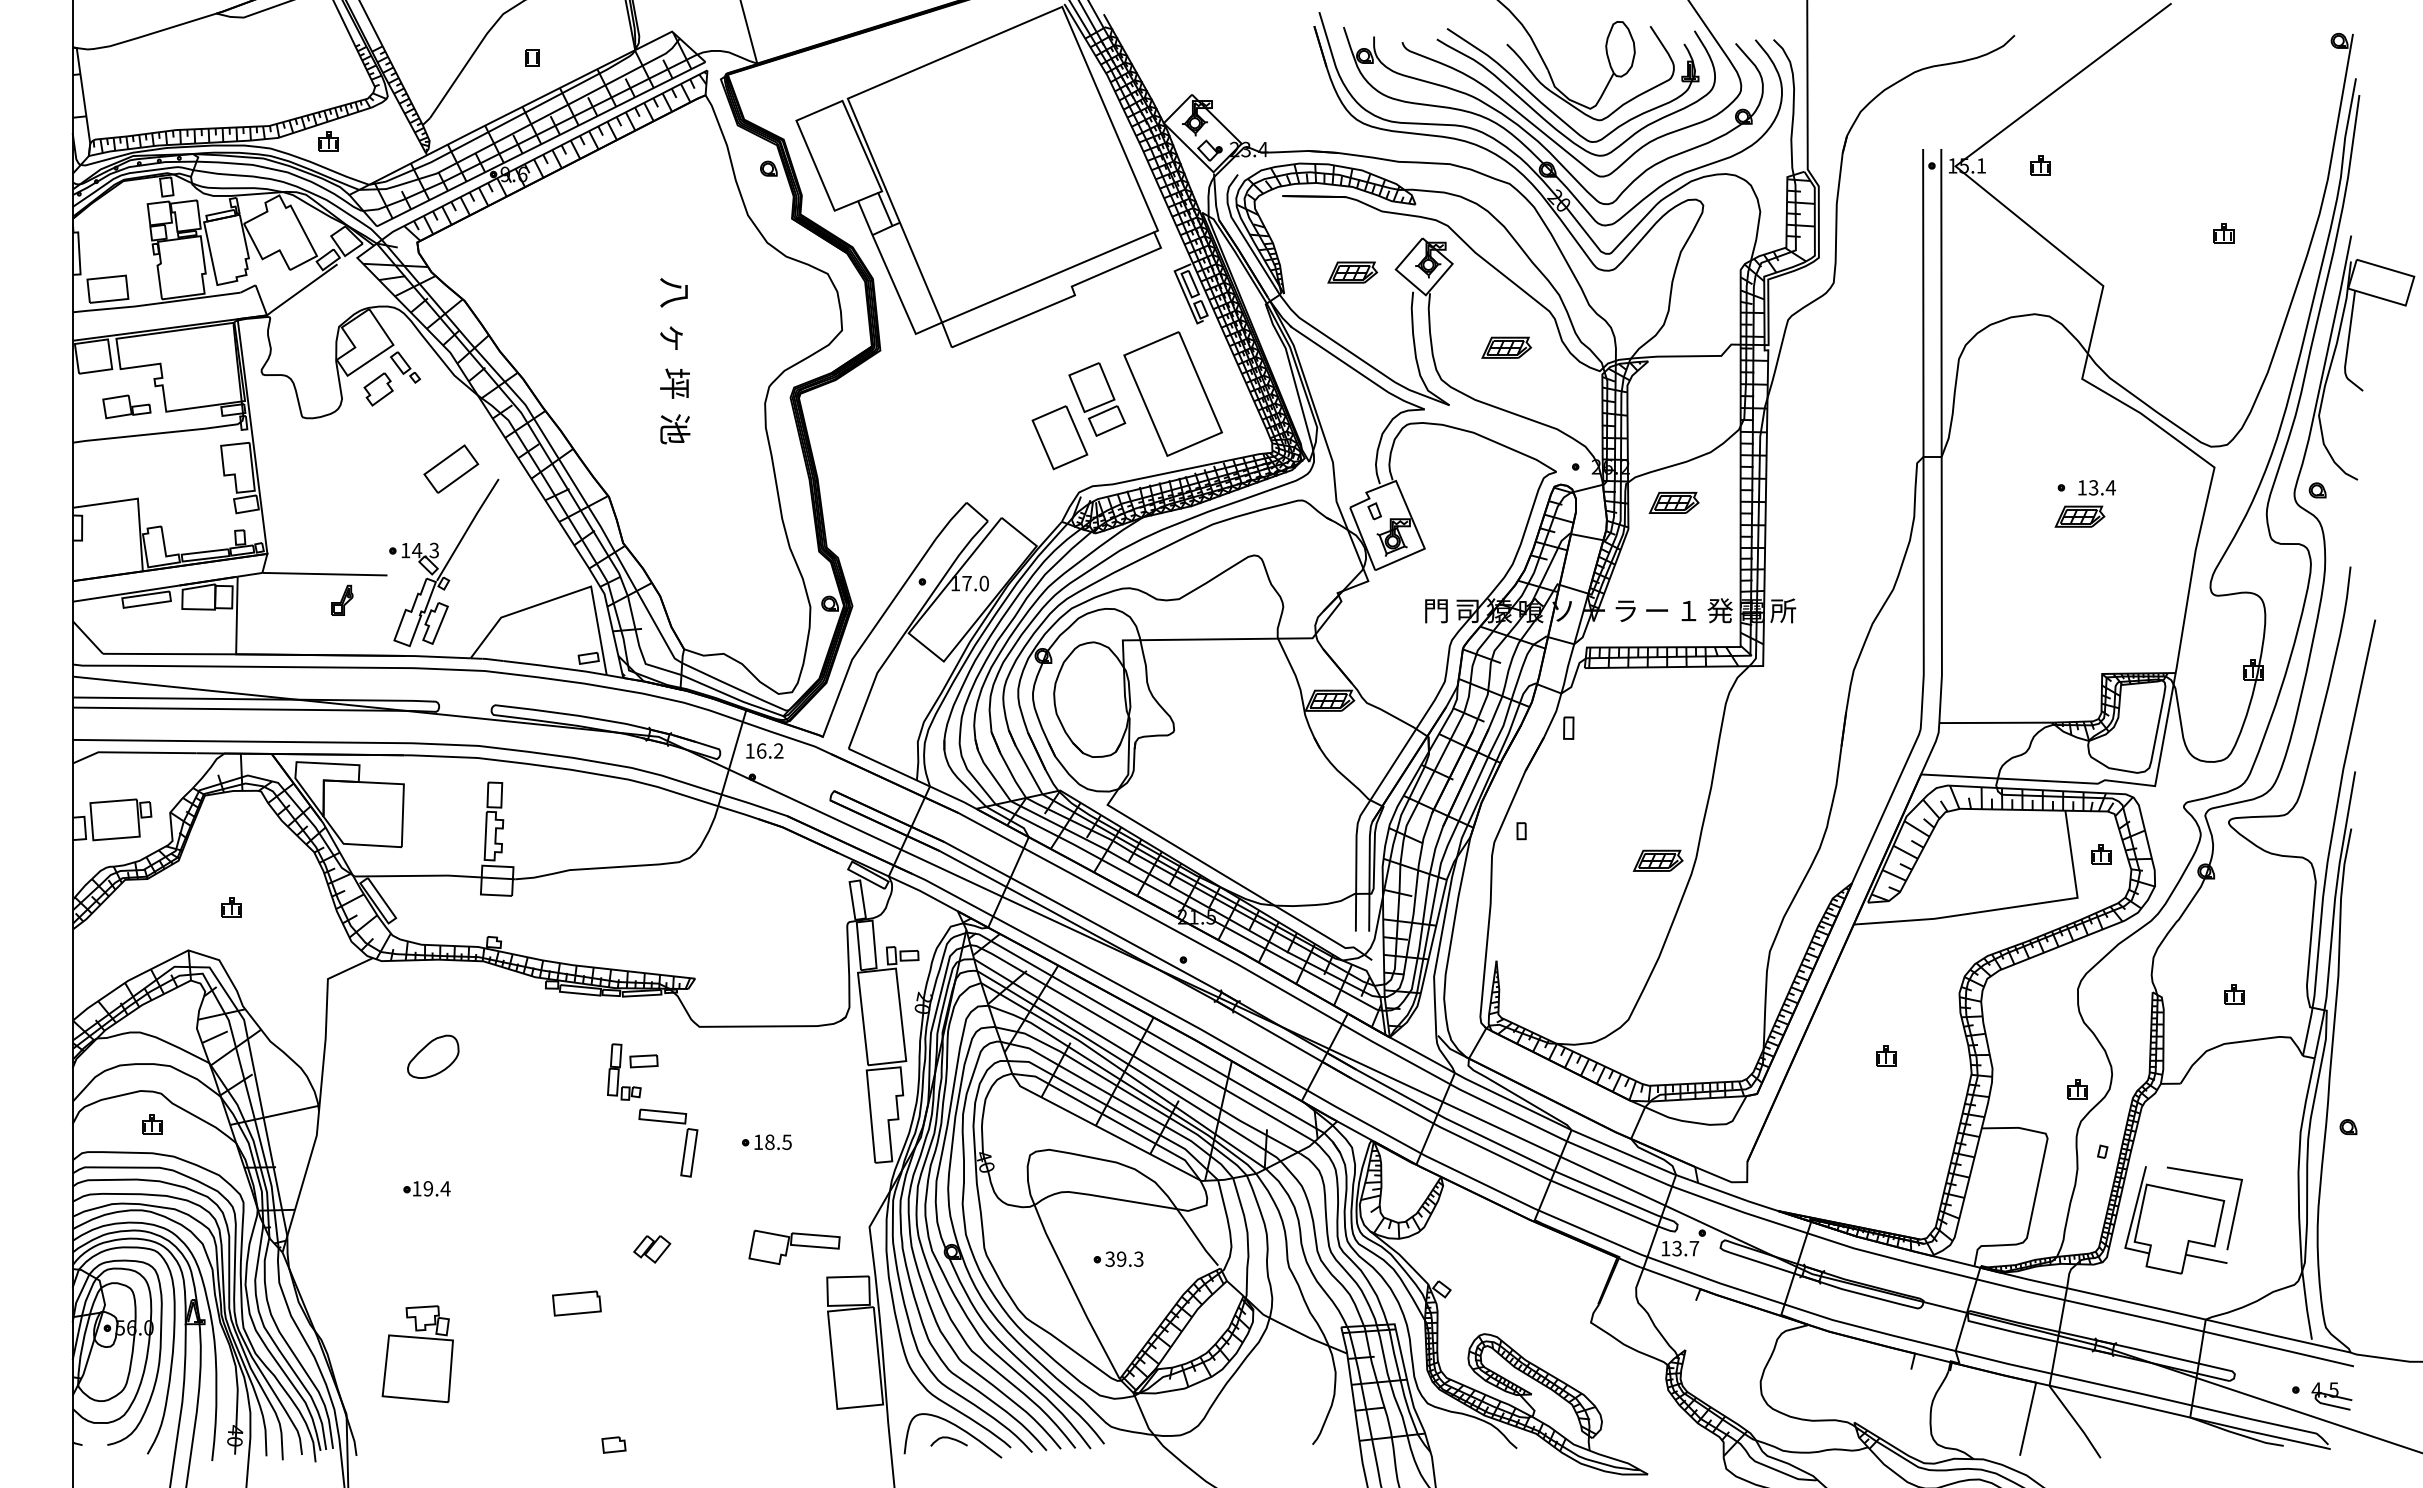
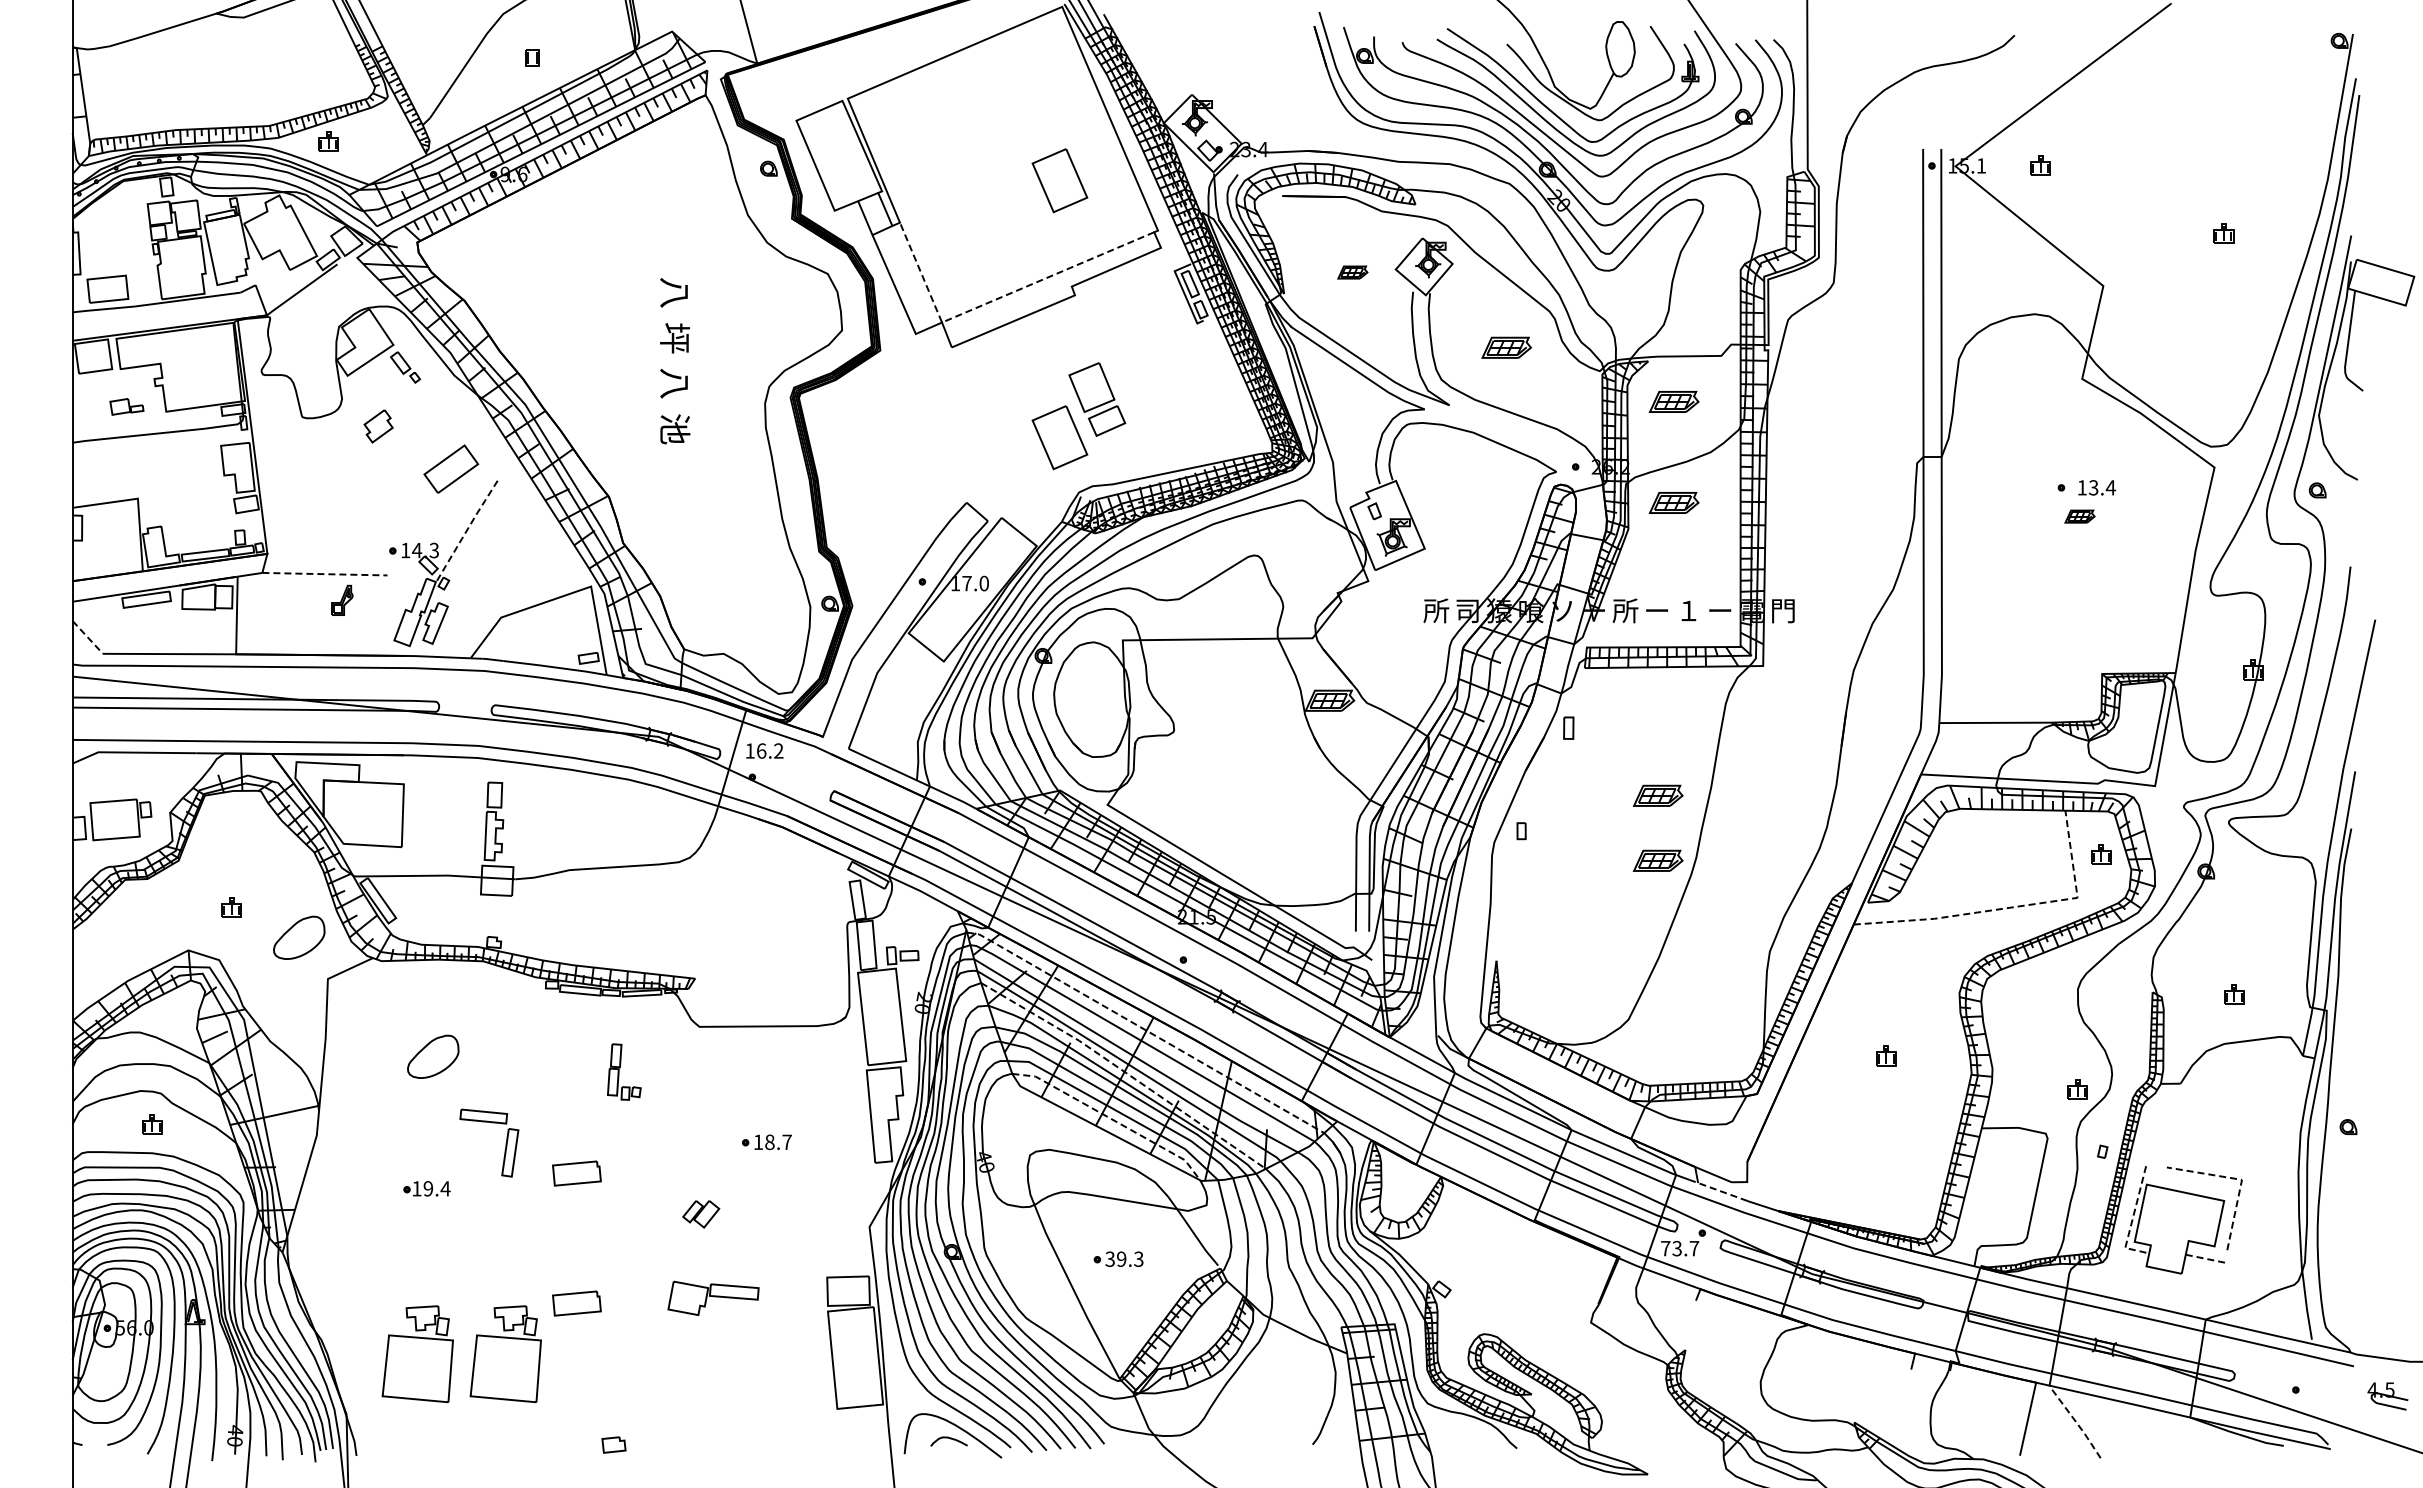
part: none -> present (1059, 180)
part size: 52x23 px -> 32x15 px (1352, 272)
line: solid -> dashed (997, 299)
text: ヶ -> 坪 (674, 338)
text: 坪 -> 八 (674, 383)
part position: (378, 389) -> (378, 426) (378, 426)
part: present -> none (1172, 393)
part: none -> present (1673, 401)
part size: 50x26 px -> 36x18 px (126, 406)
part size: 52x23 px -> 32x15 px (2079, 516)
line: solid -> dashed (468, 528)
line: solid -> dashed (324, 574)
text: 門 -> 所 (1436, 610)
text: ラ -> 所 (1625, 610)
text: 発 -> ー (1719, 610)
text: 所 -> 門 (1783, 610)
line: solid -> dashed (88, 637)
part: none -> present (1657, 795)
line: solid -> dashed (2009, 907)
part: none -> present (299, 937)
line: solid -> dashed (1145, 1029)
part: present -> none (643, 1061)
line: solid -> dashed (1125, 1072)
line: solid -> dashed (1111, 1118)
text: 18.5 -> 18.7 (786, 1142)
part position: (684, 1143) -> (505, 1143) (505, 1143)
part: none -> present (576, 1173)
line: solid -> dashed (2240, 1179)
line: solid -> dashed (1717, 1190)
line: solid -> dashed (2132, 1220)
part position: (794, 1247) -> (713, 1298) (713, 1298)
text: 13.7 -> 73.7 (1665, 1248)
part position: (652, 1249) -> (701, 1214) (701, 1214)
line: solid -> dashed (2207, 1259)
part: none -> present (505, 1354)
part position: (2331, 1396) -> (2387, 1396) (2387, 1396)
line: solid -> dashed (2075, 1421)
